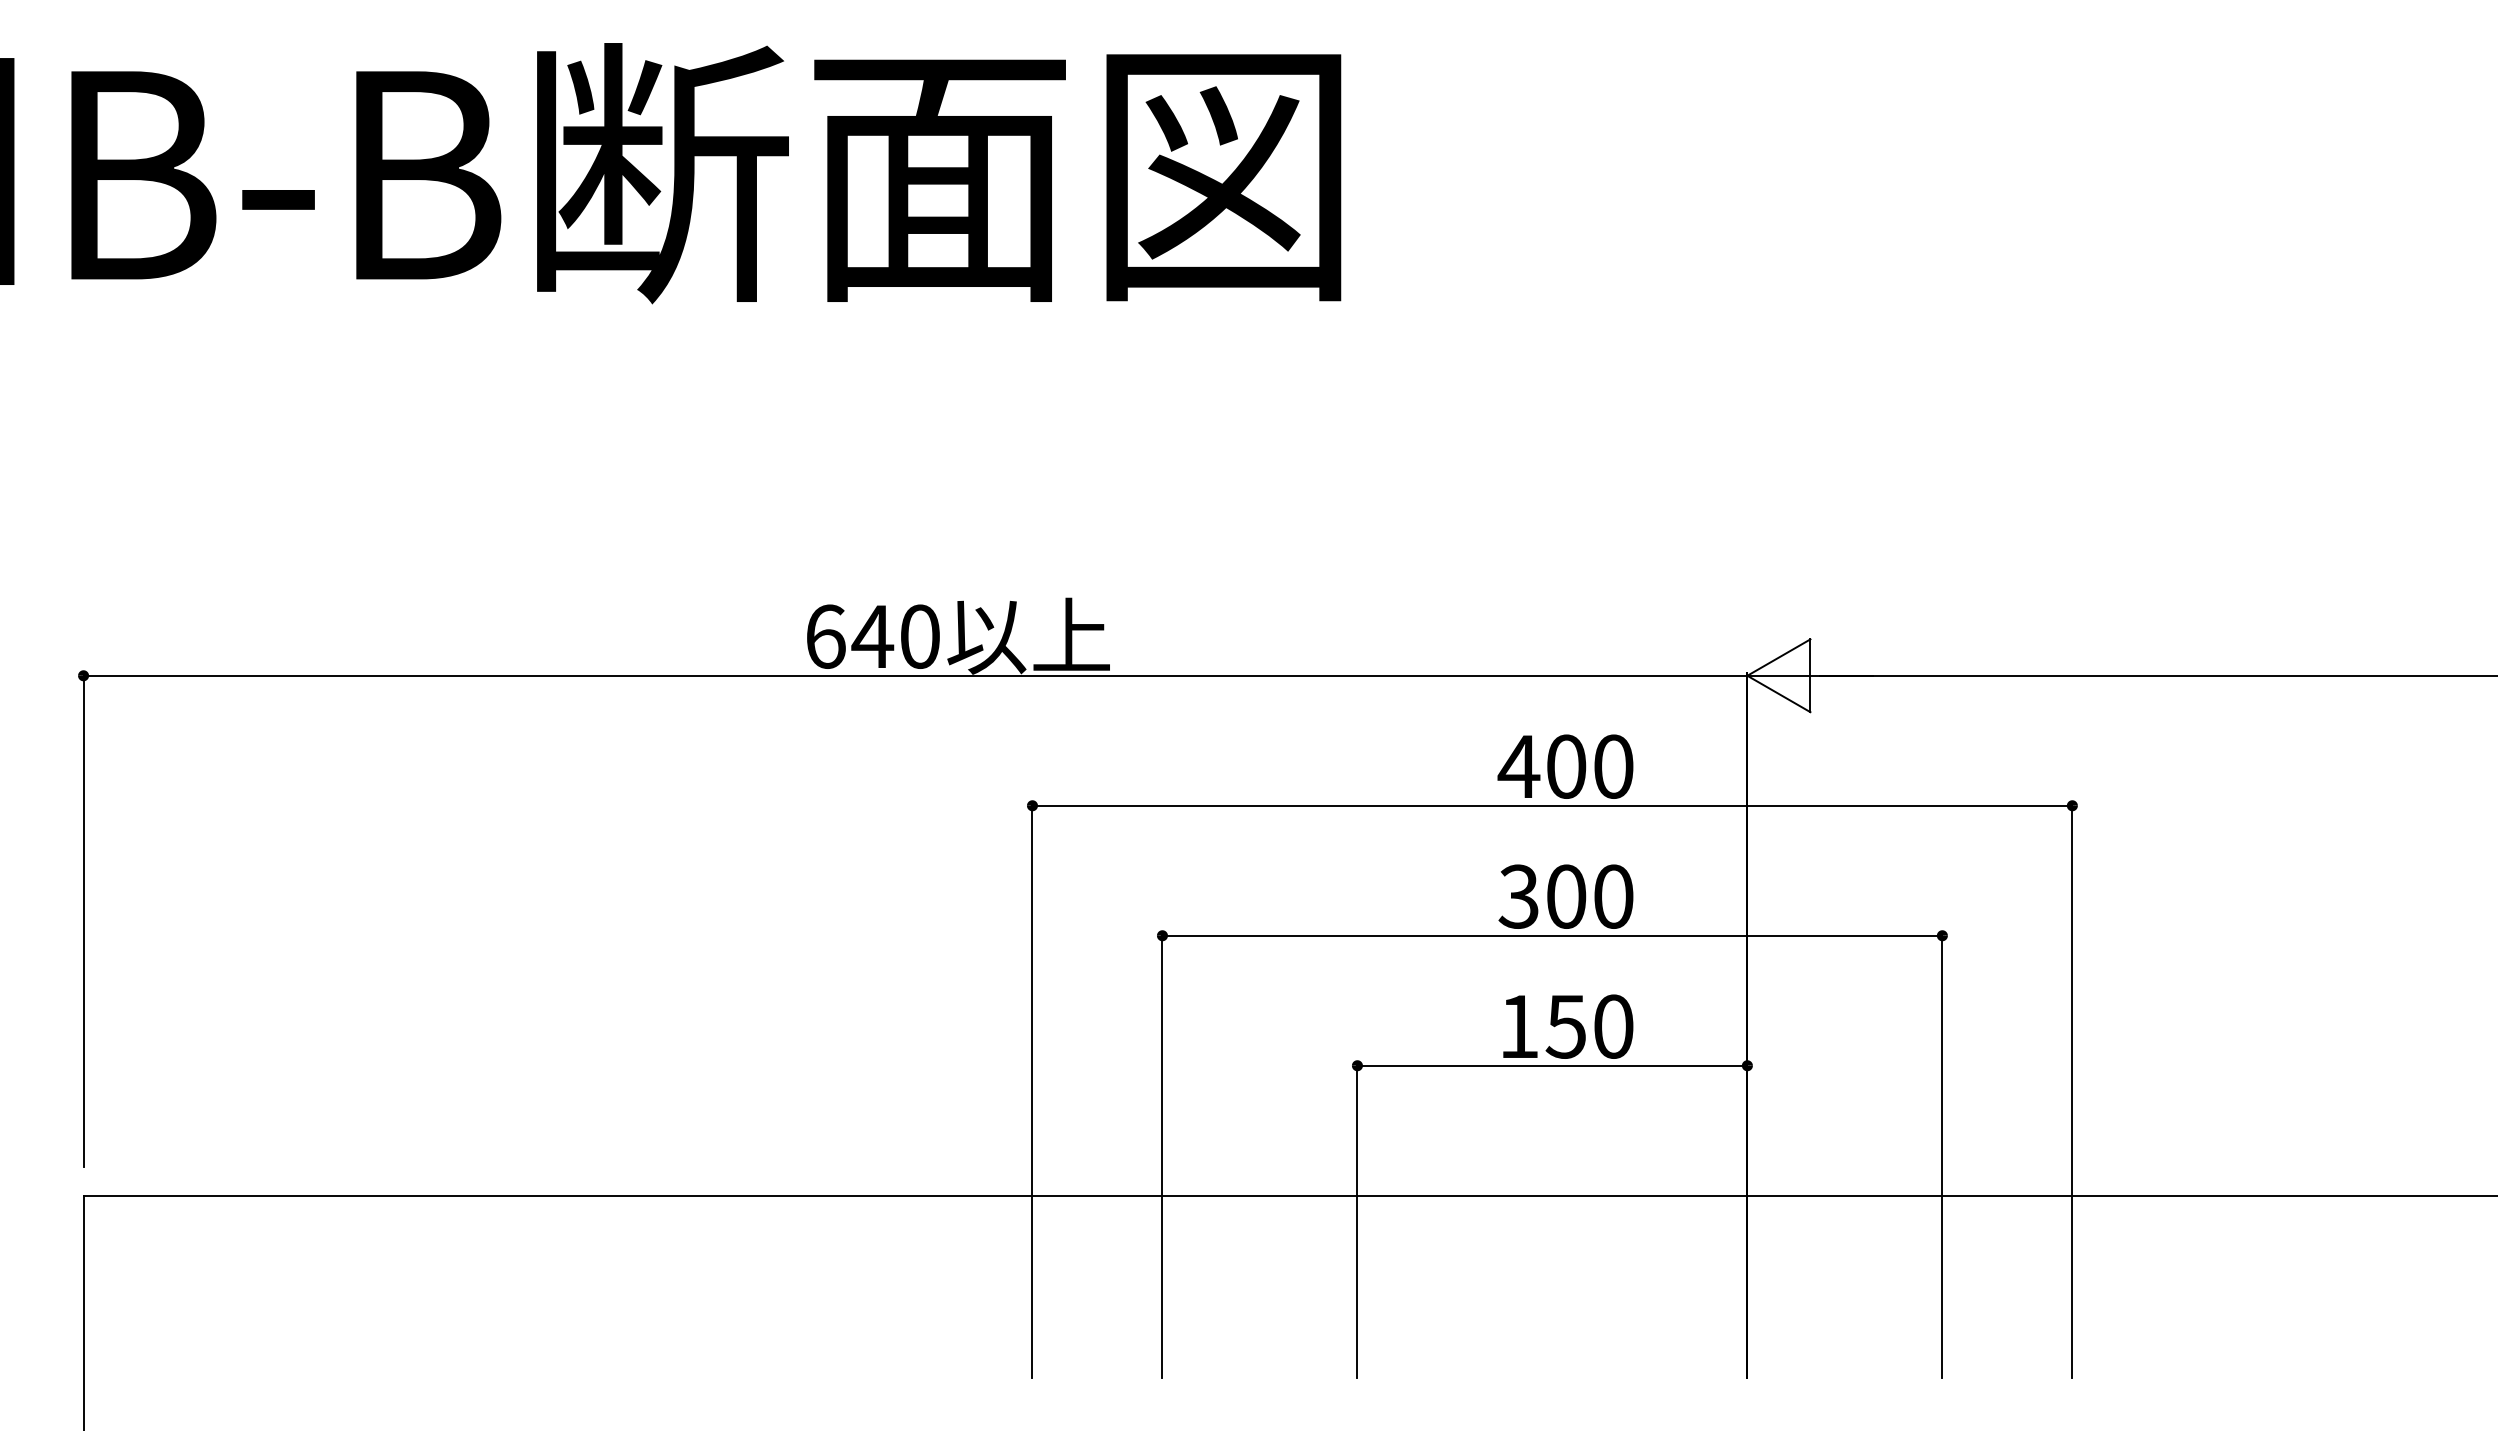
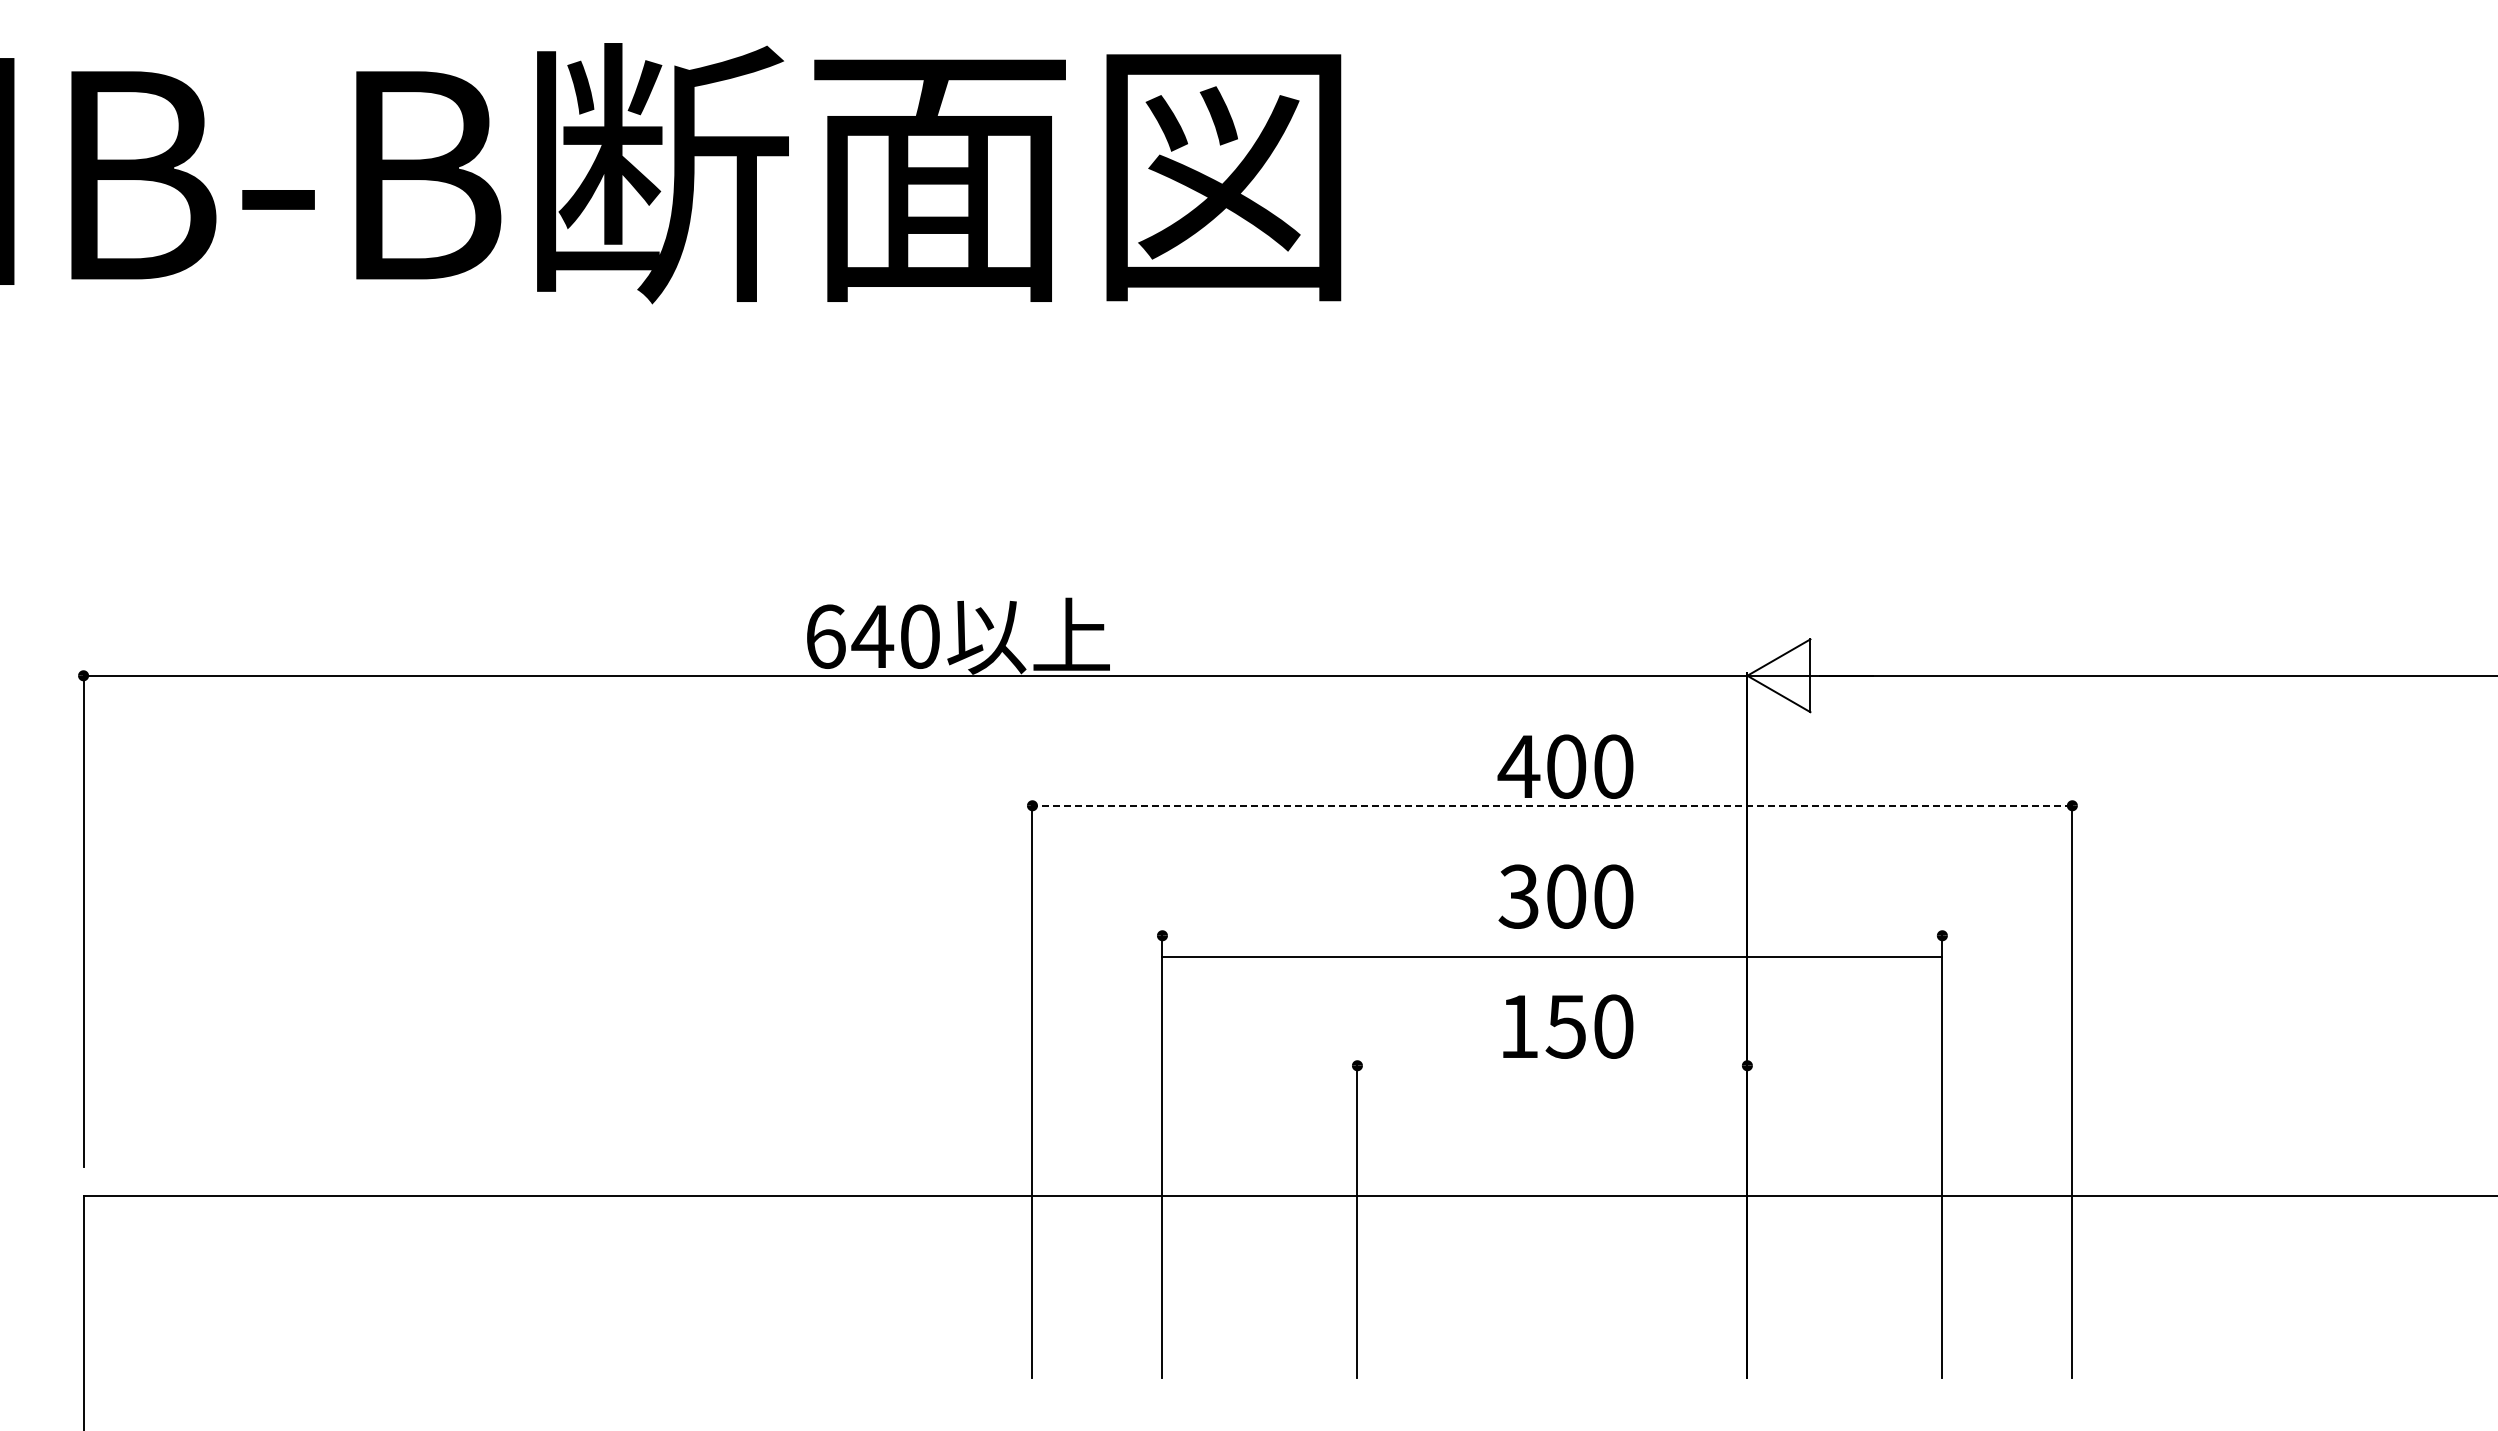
line: solid -> dashed (1552, 805)
line position: (1552, 935) -> (1552, 956) (1552, 956)
line: present -> none (1552, 1065)
